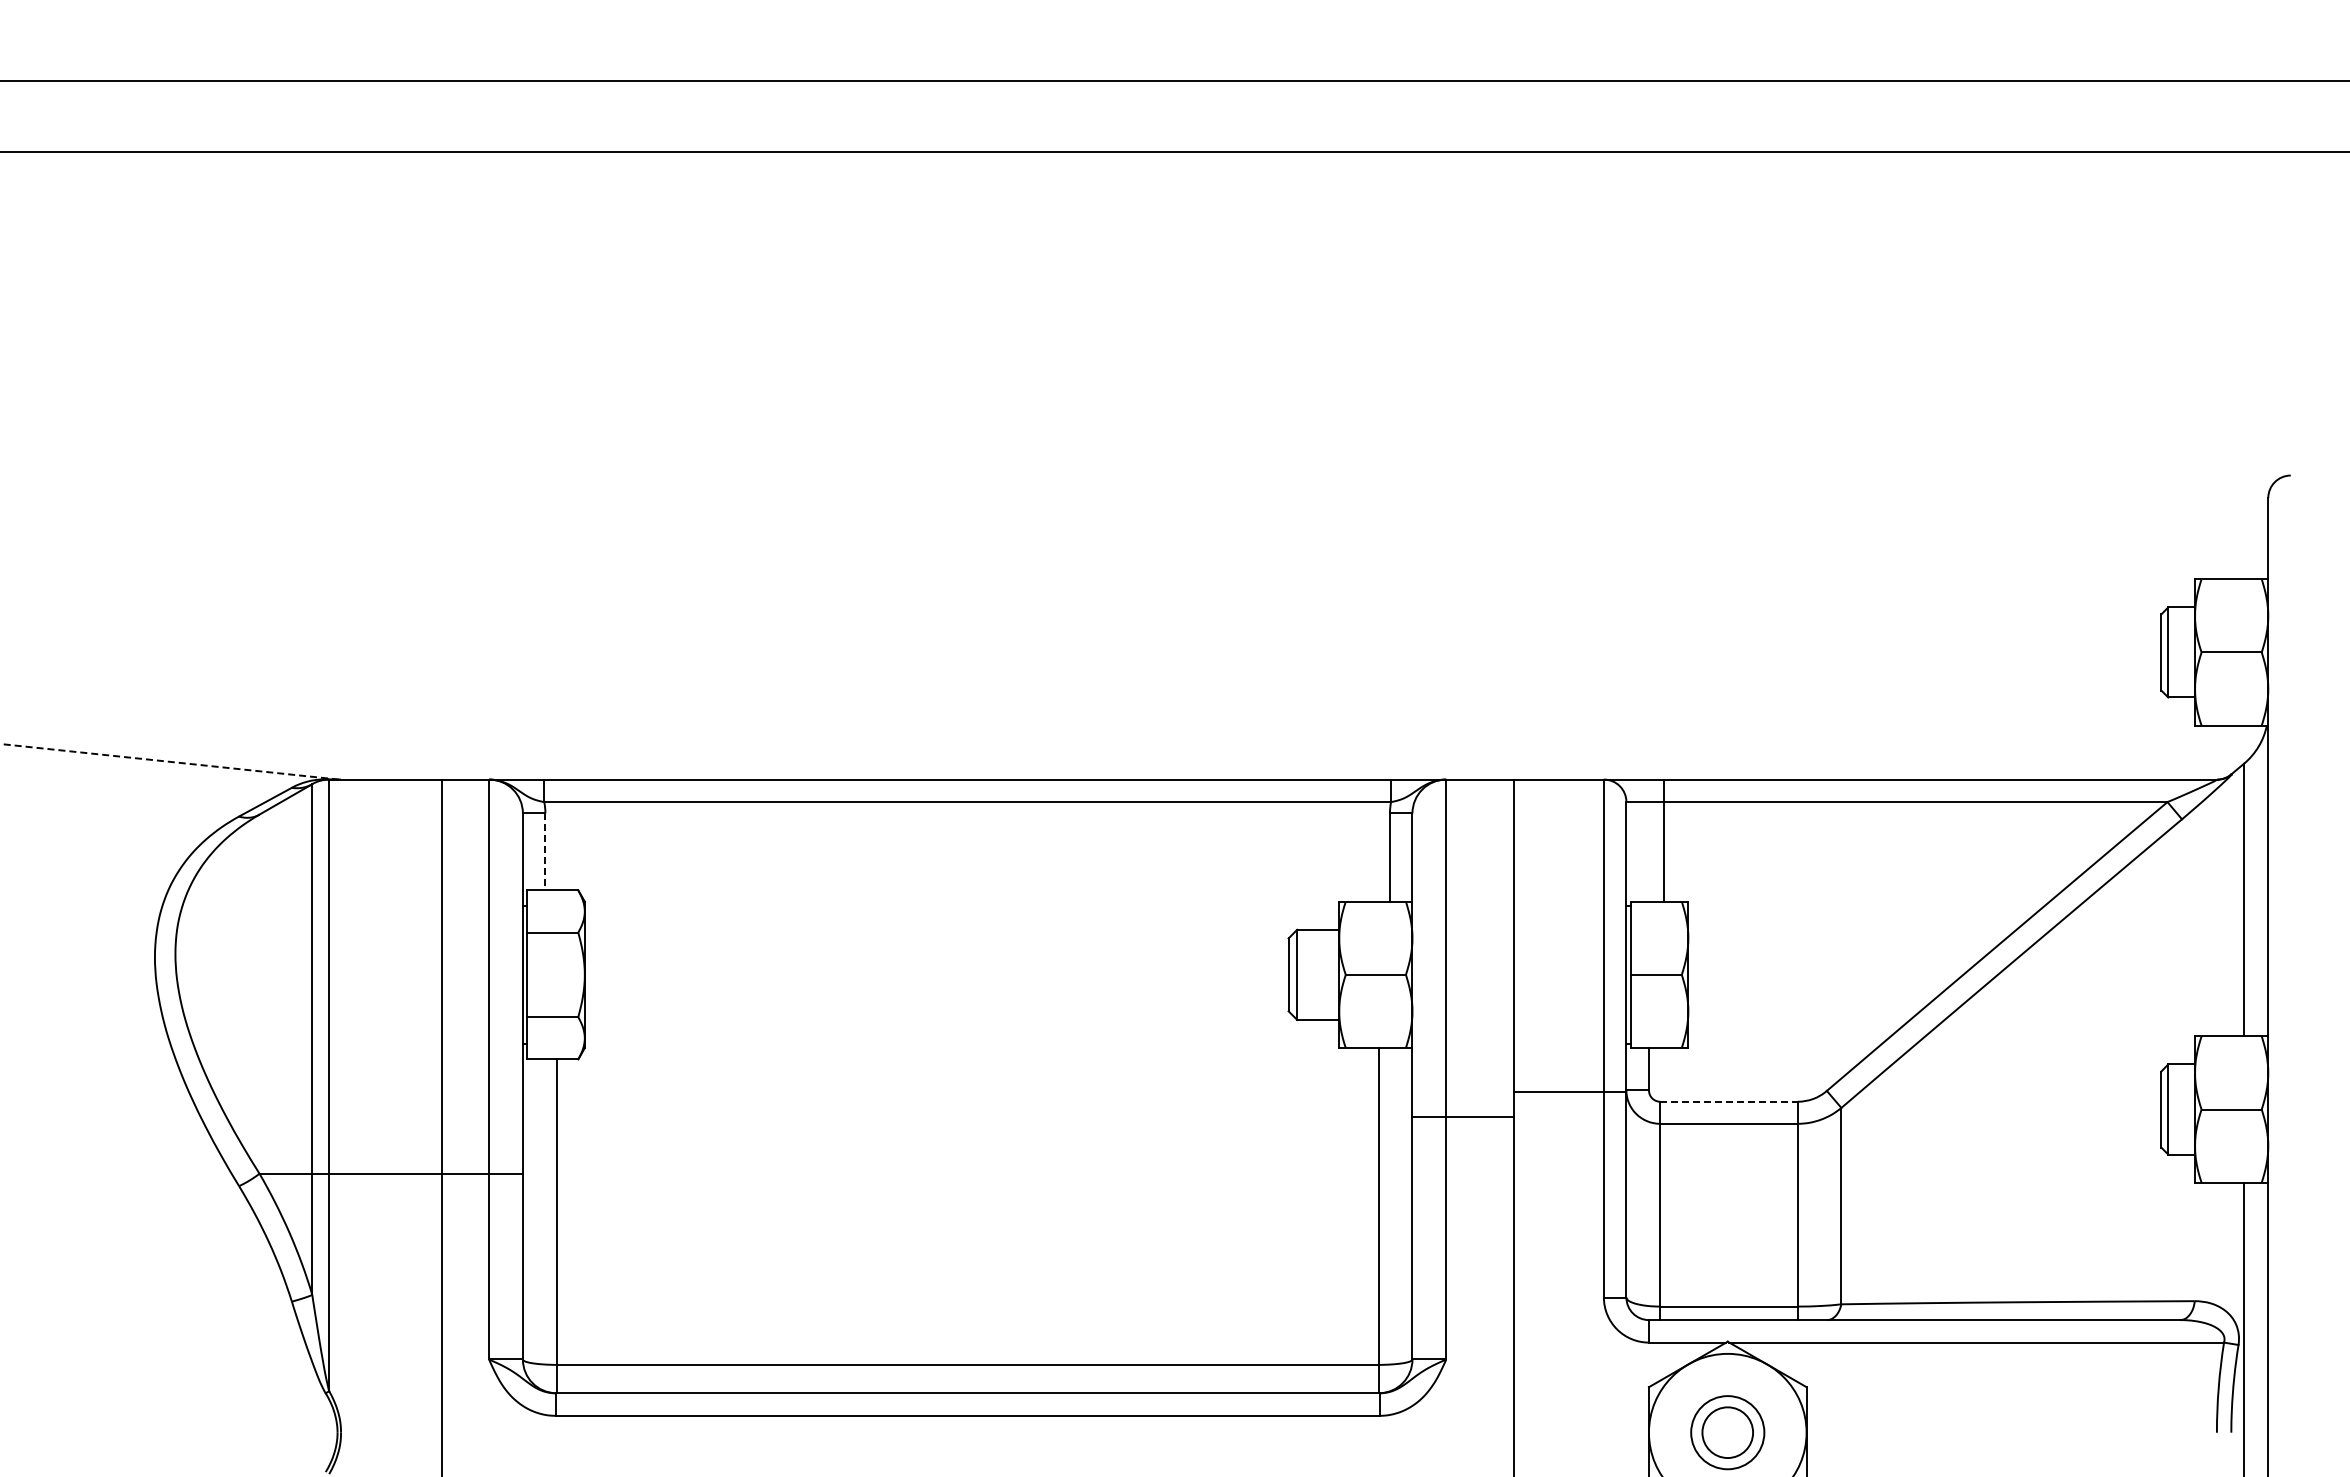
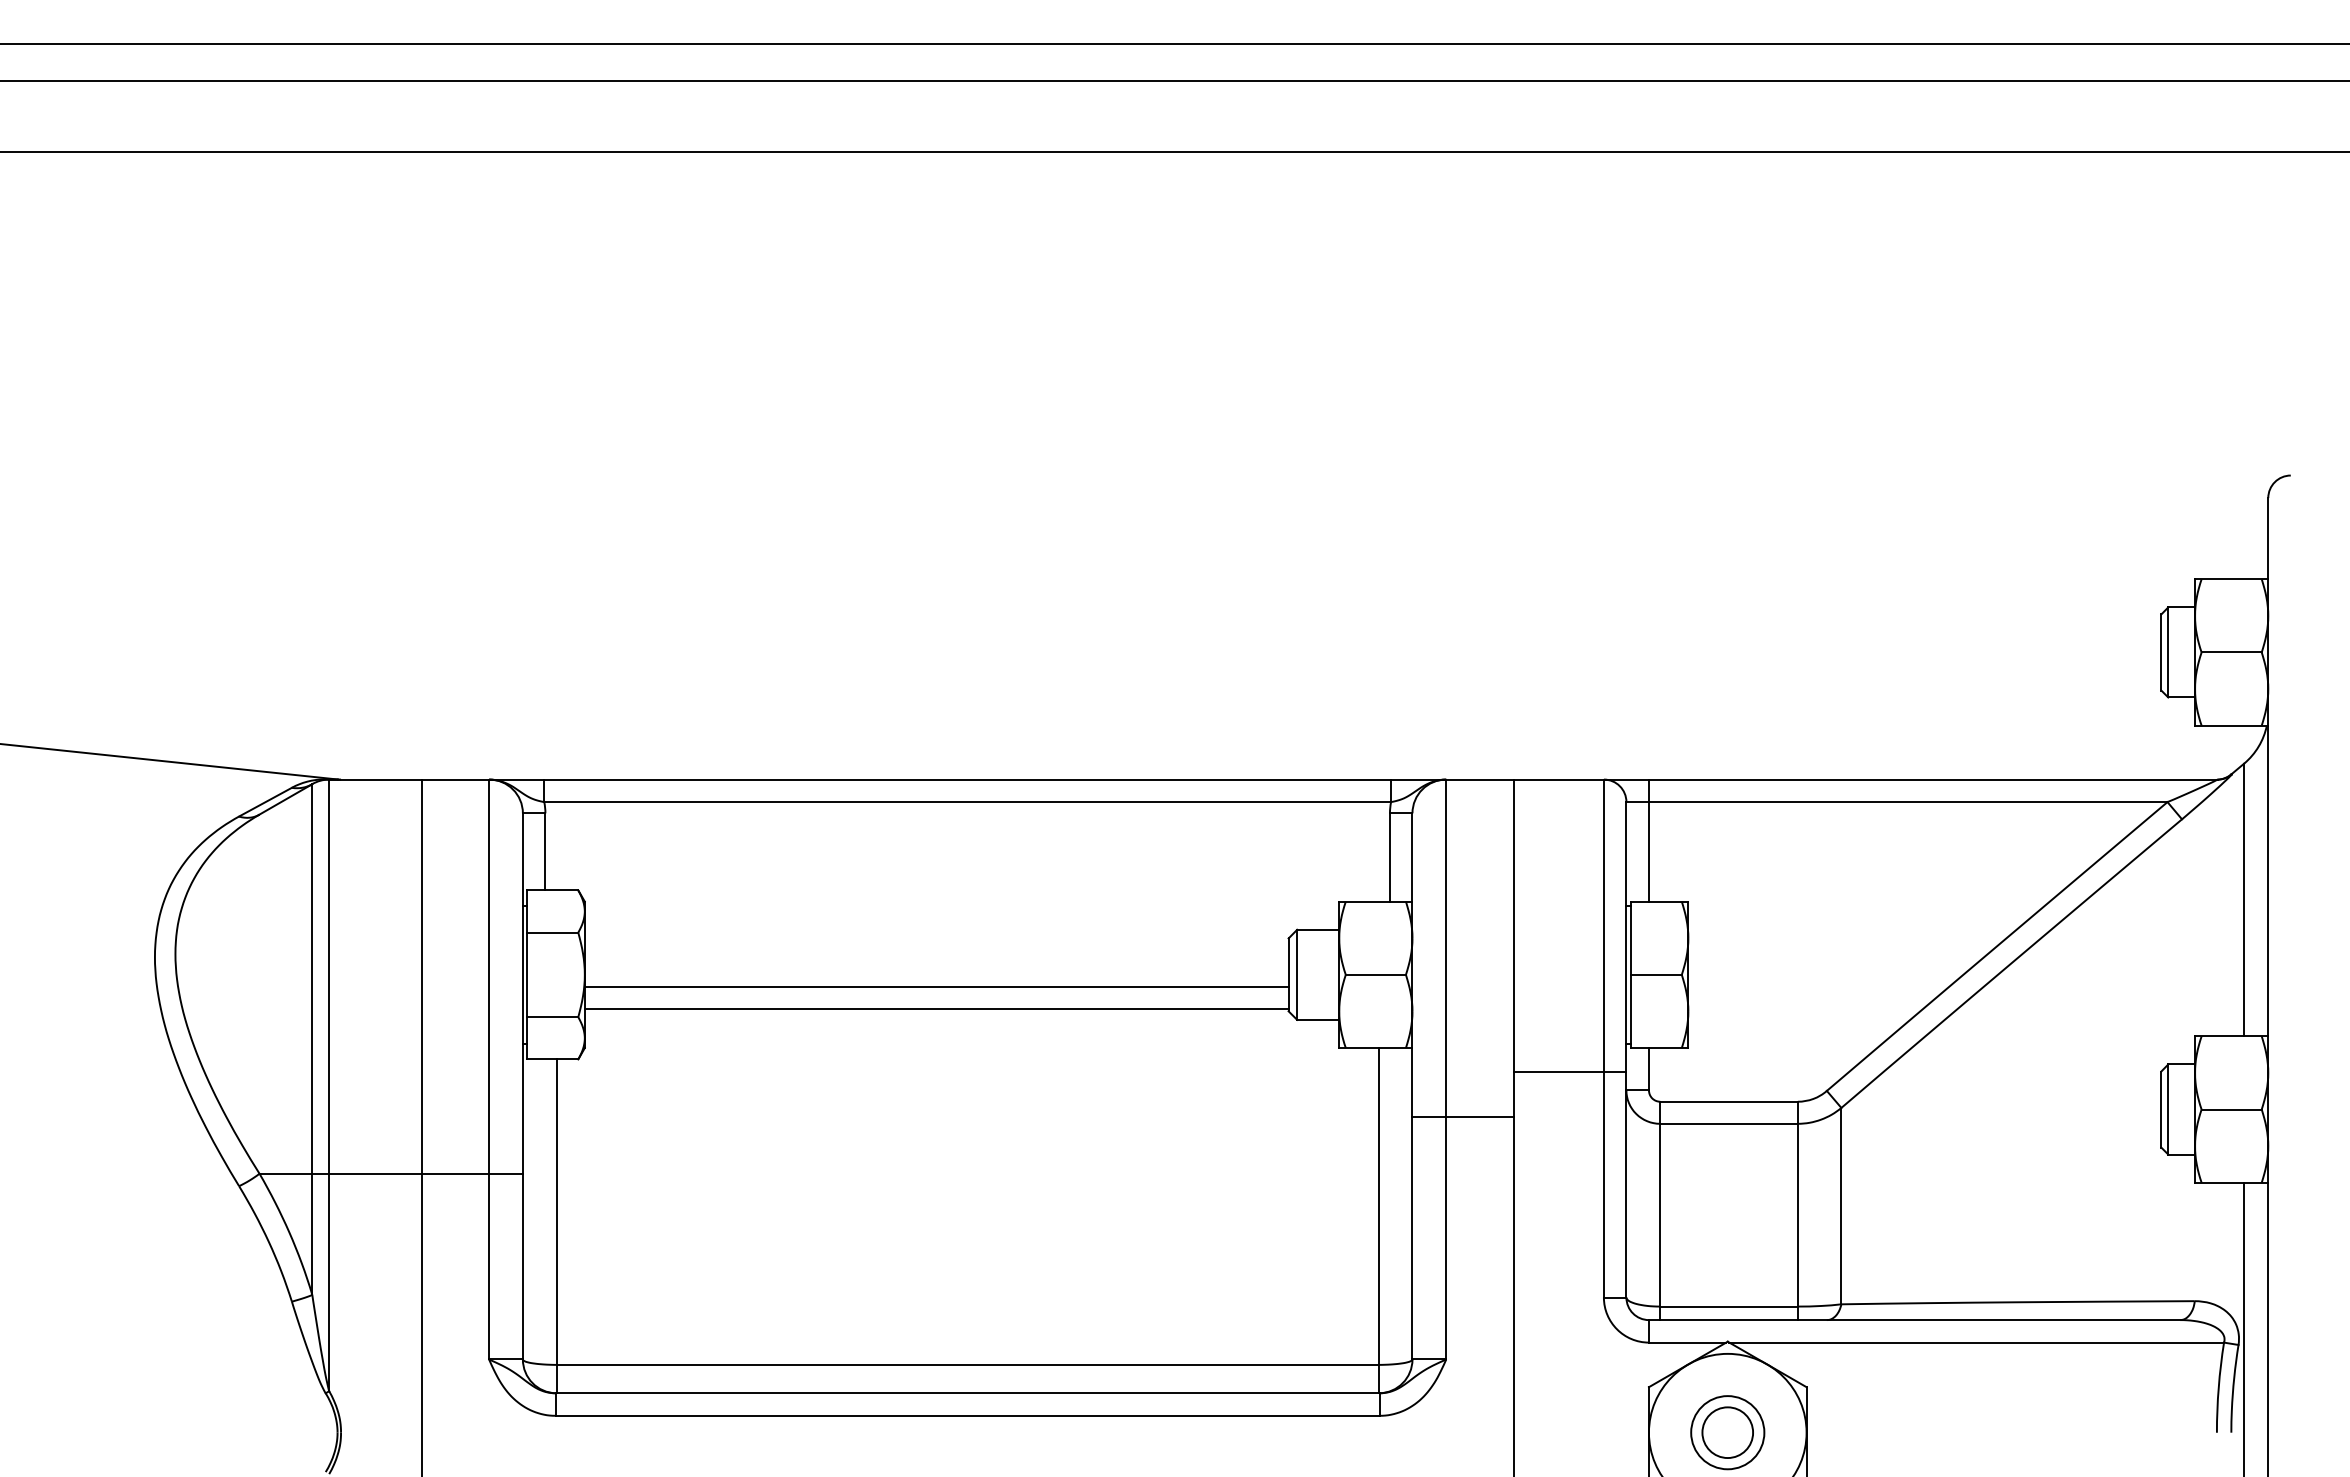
line: none -> present (1174, 44)
line: dashed -> solid (169, 761)
line position: (1663, 840) -> (1648, 840) (1648, 840)
line: dashed -> solid (545, 851)
line: none -> present (936, 986)
line: none -> present (936, 1008)
line position: (1569, 1092) -> (1569, 1072) (1569, 1072)
line: dashed -> solid (1729, 1101)
line position: (441, 1126) -> (421, 1126) (421, 1126)
